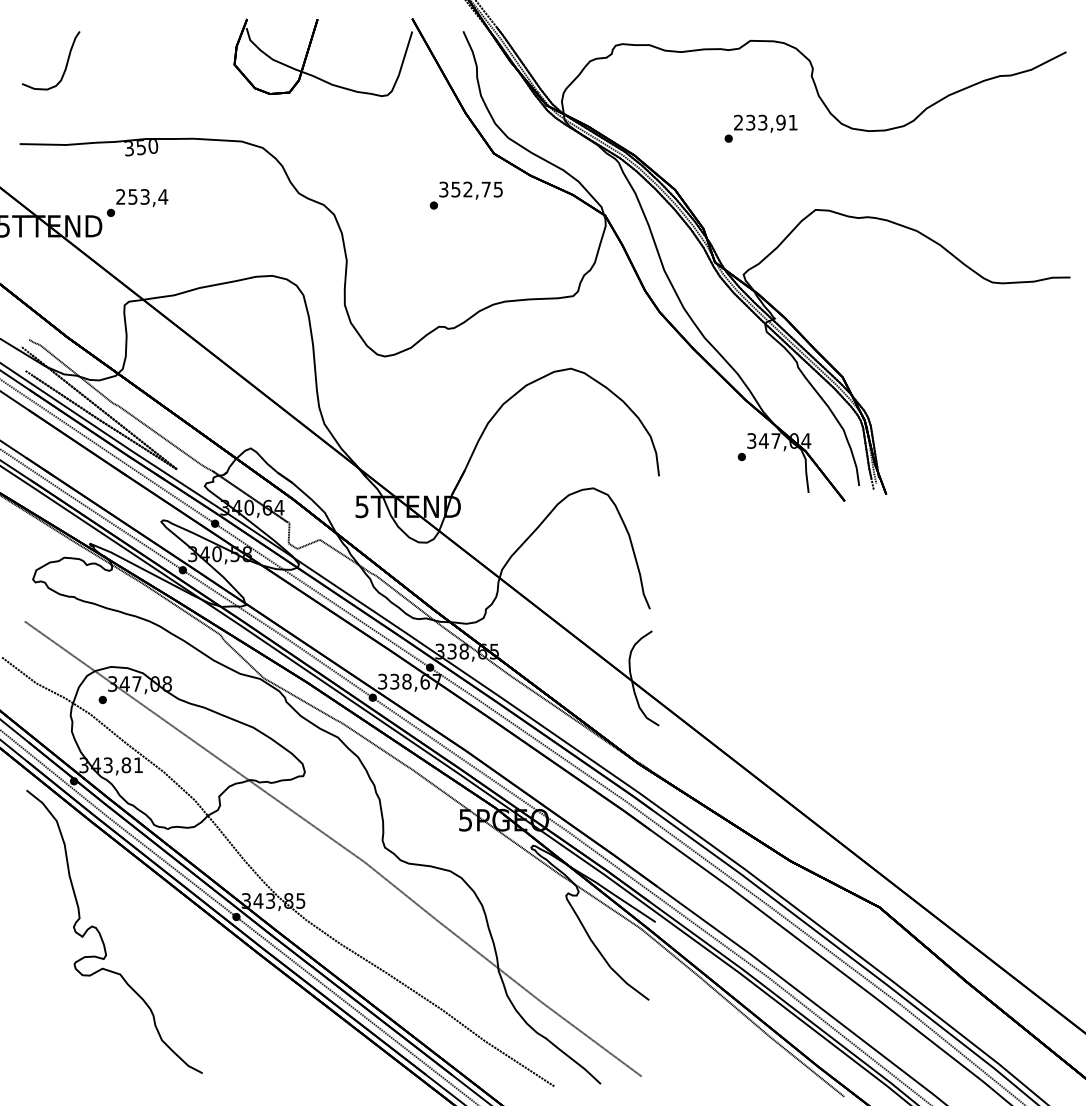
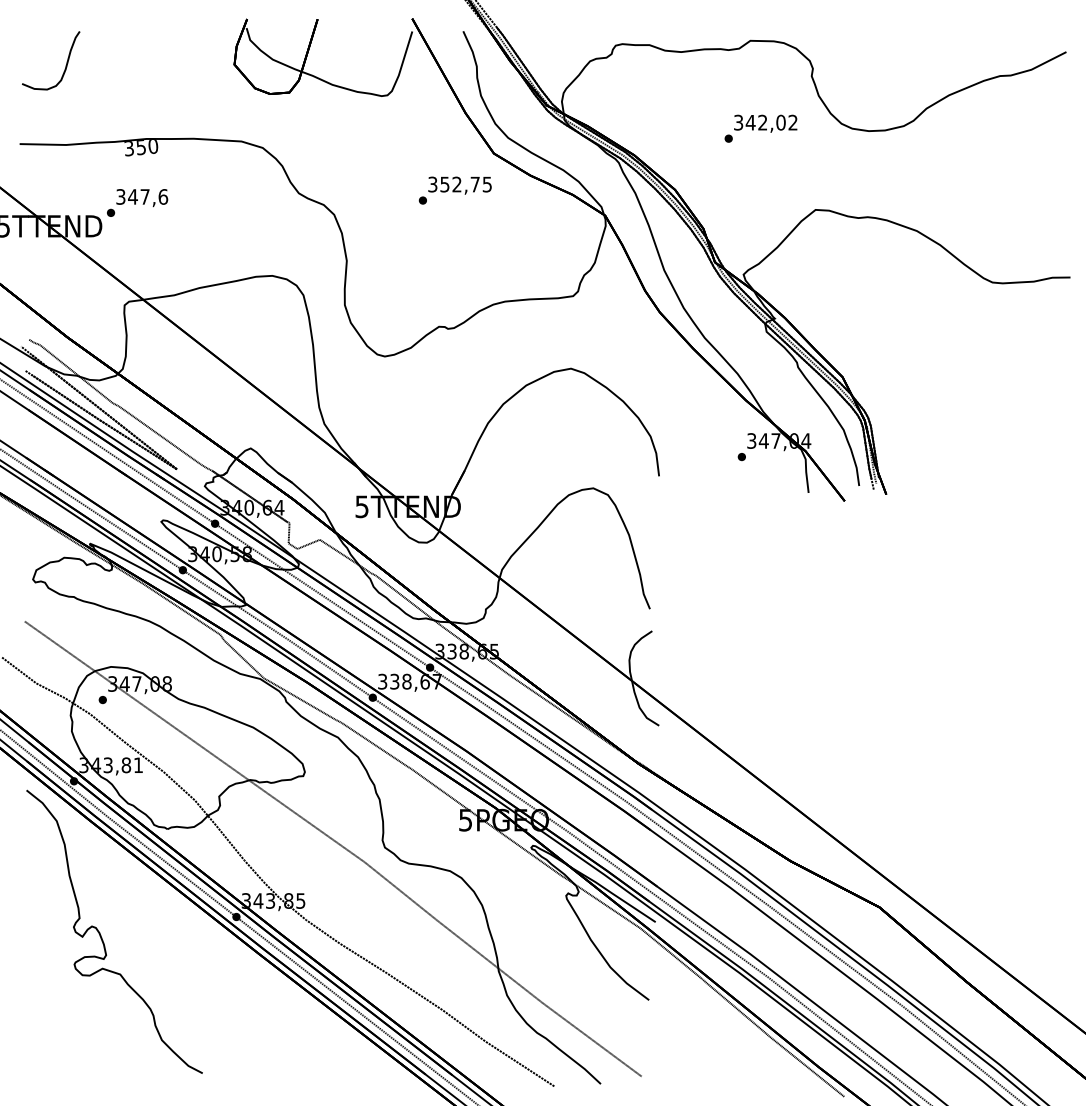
text: 233,91 -> 342,02 (765, 122)
text position: (465, 195) -> (454, 190) (454, 190)
text: 253,4 -> 347,6 (142, 196)
